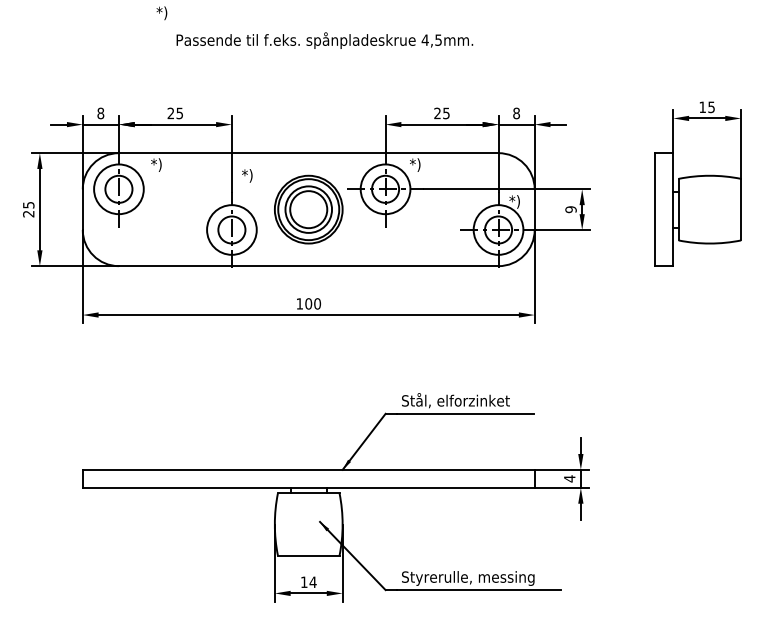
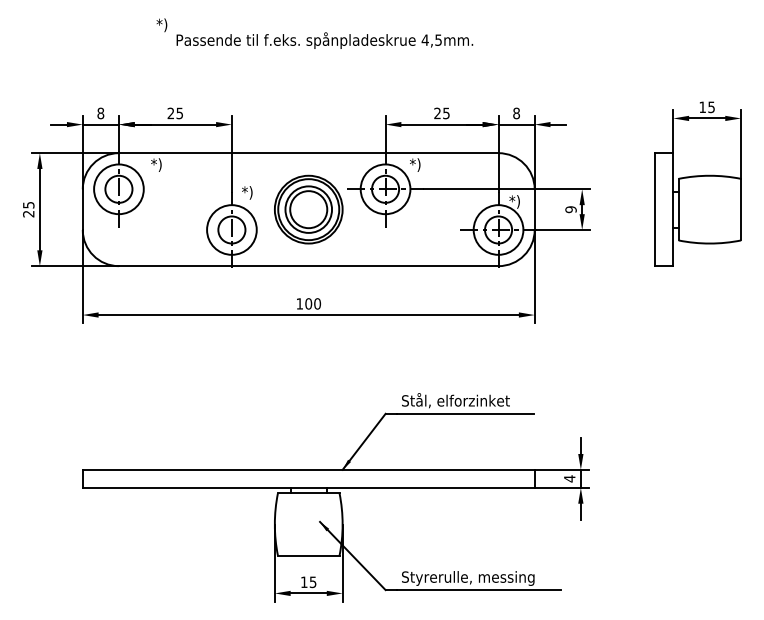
text position: (161, 13) -> (161, 25) (161, 25)
text position: (247, 175) -> (247, 192) (247, 192)
text: 14 -> 15 (312, 582)
